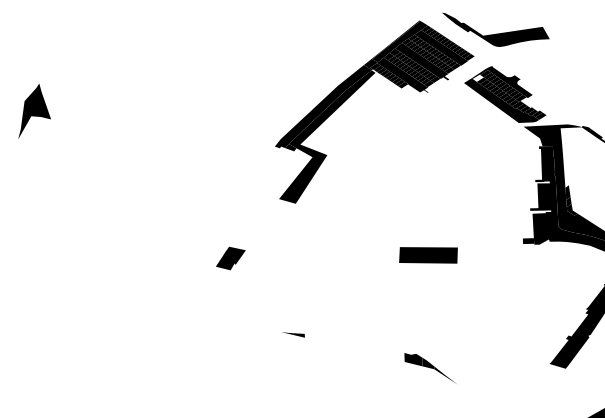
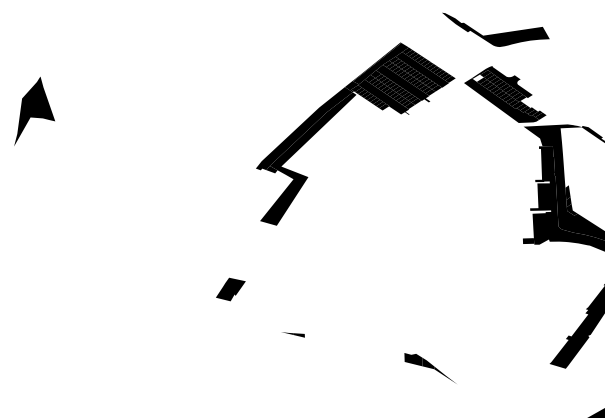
part position: (356, 91) -> (337, 113) (337, 113)
part size: 33x55 px -> 41x69 px (34, 111)
fill: present -> none (428, 255)
part position: (230, 258) -> (230, 289) (230, 289)
